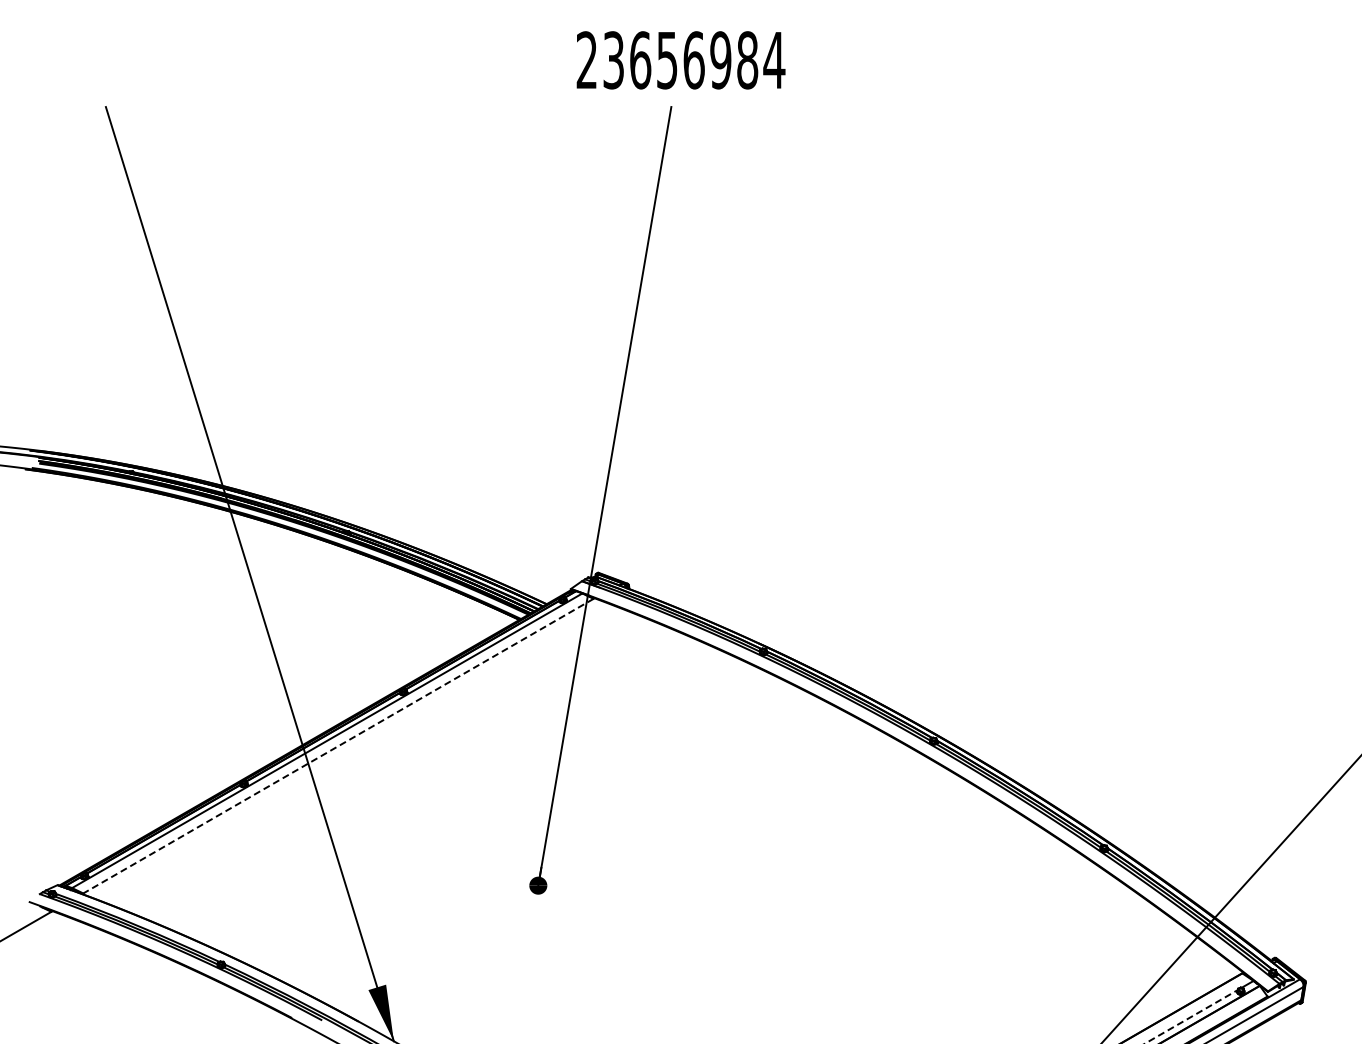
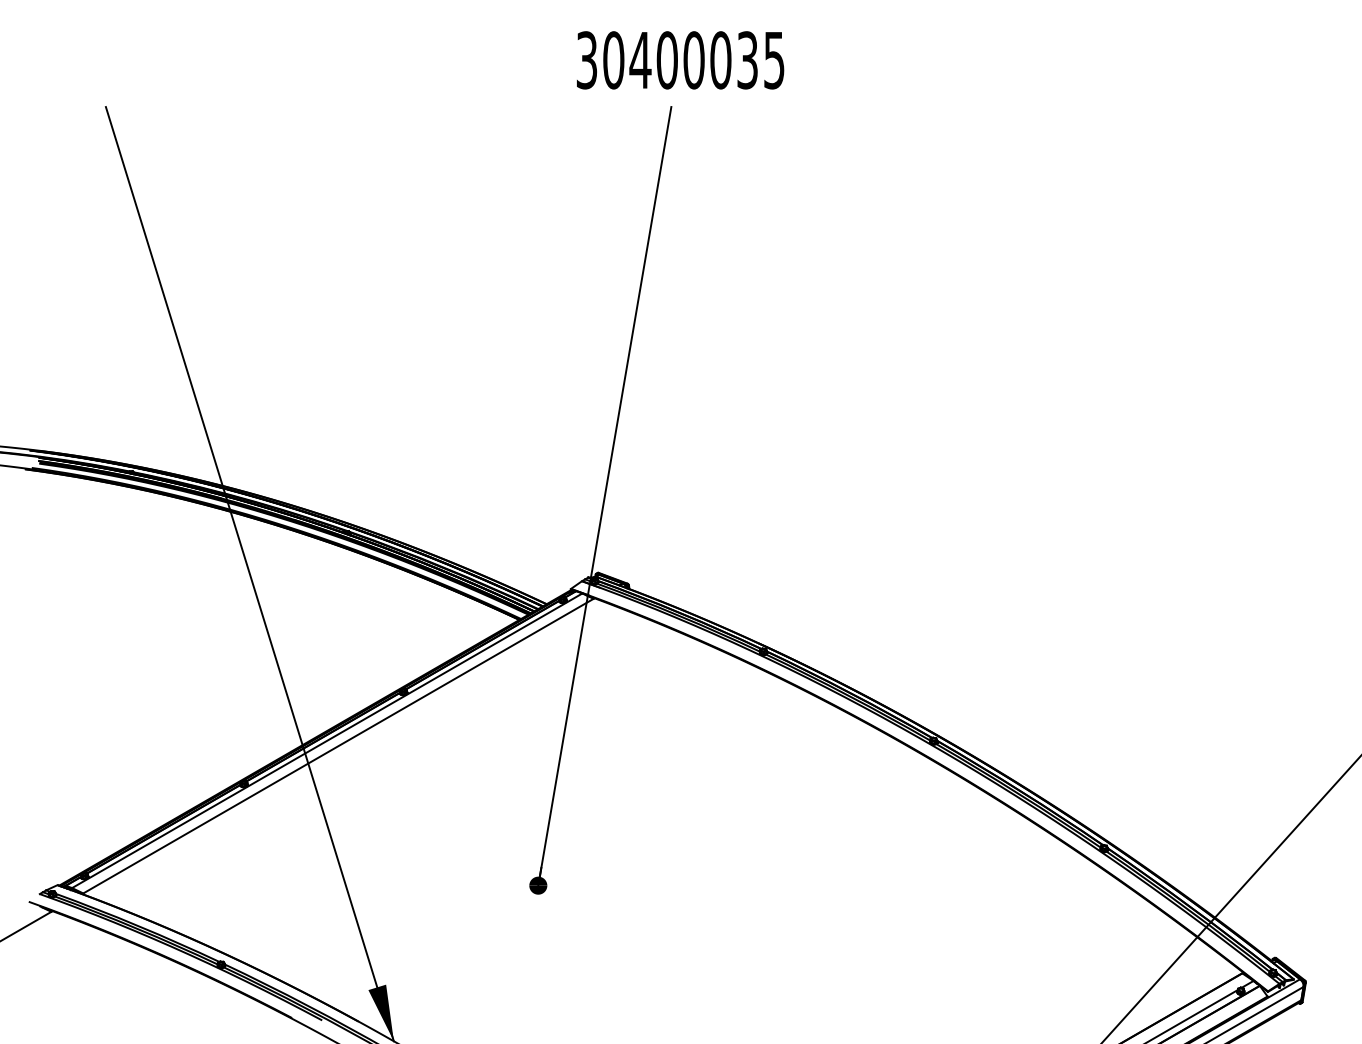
text: 23656984 -> 30400035 (680, 60)
line: dashed -> solid (338, 746)
line: dashed -> solid (1191, 1016)
